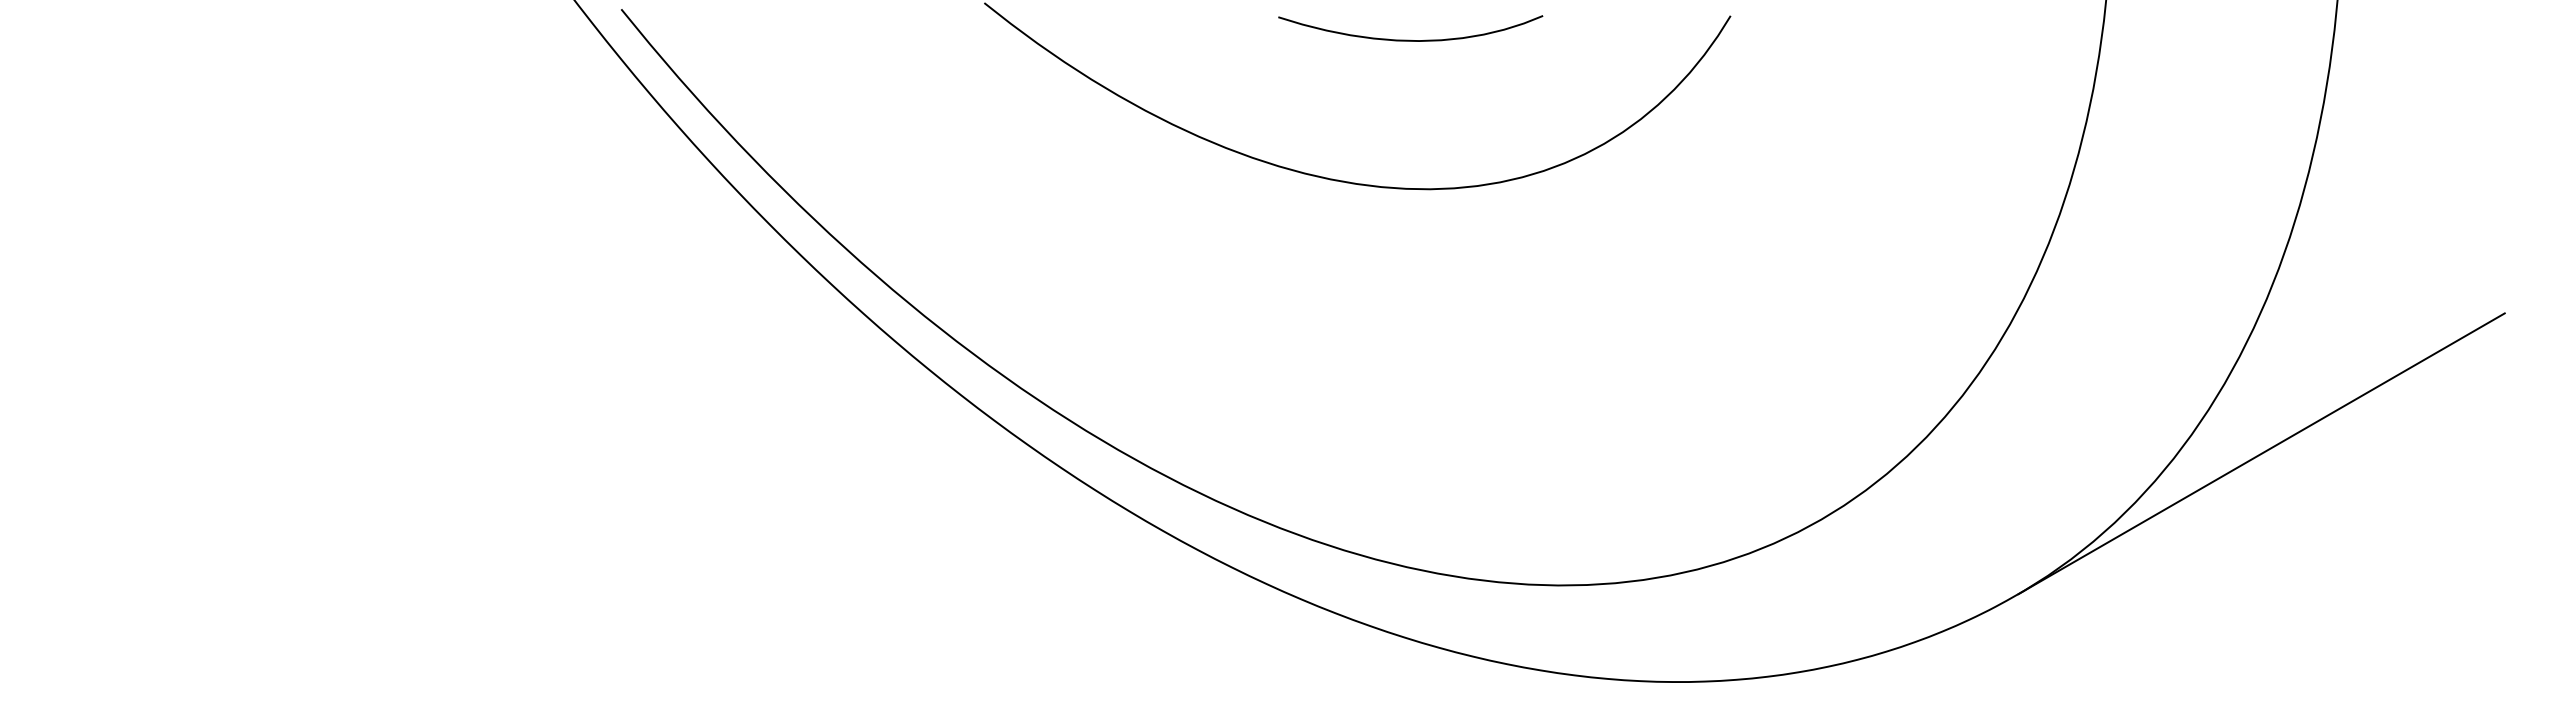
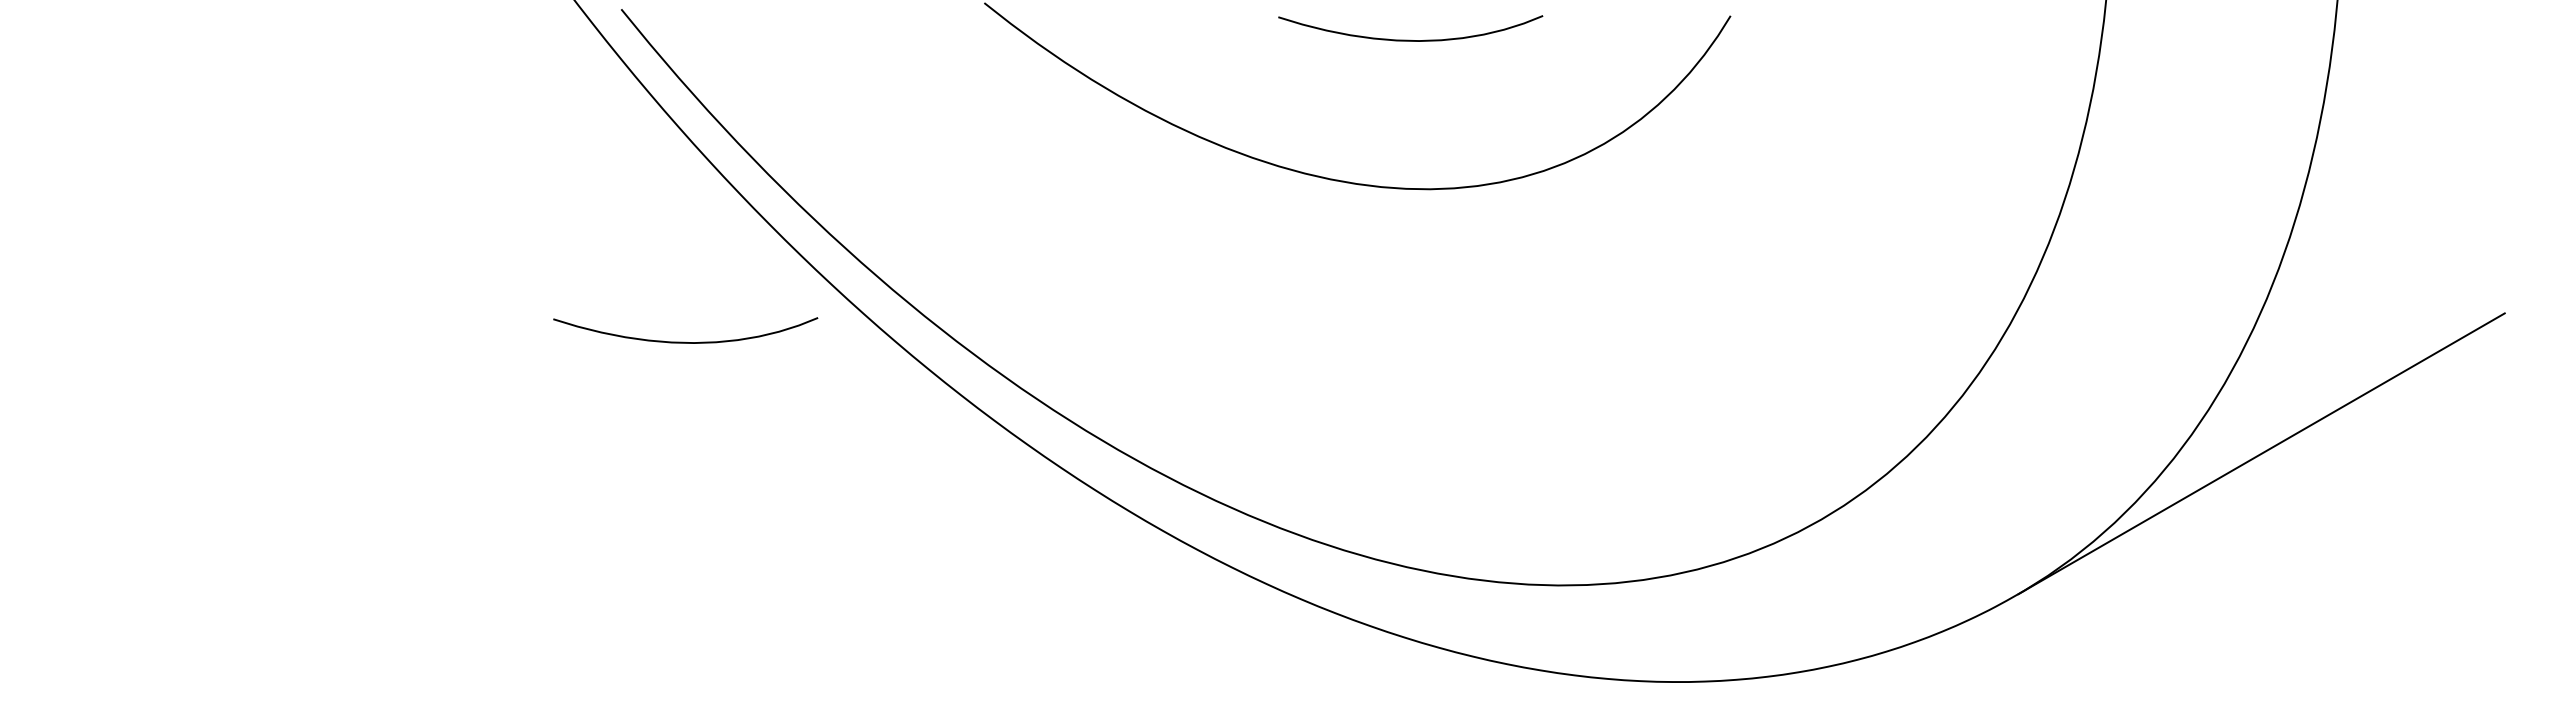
curve: none -> present (685, 341)
